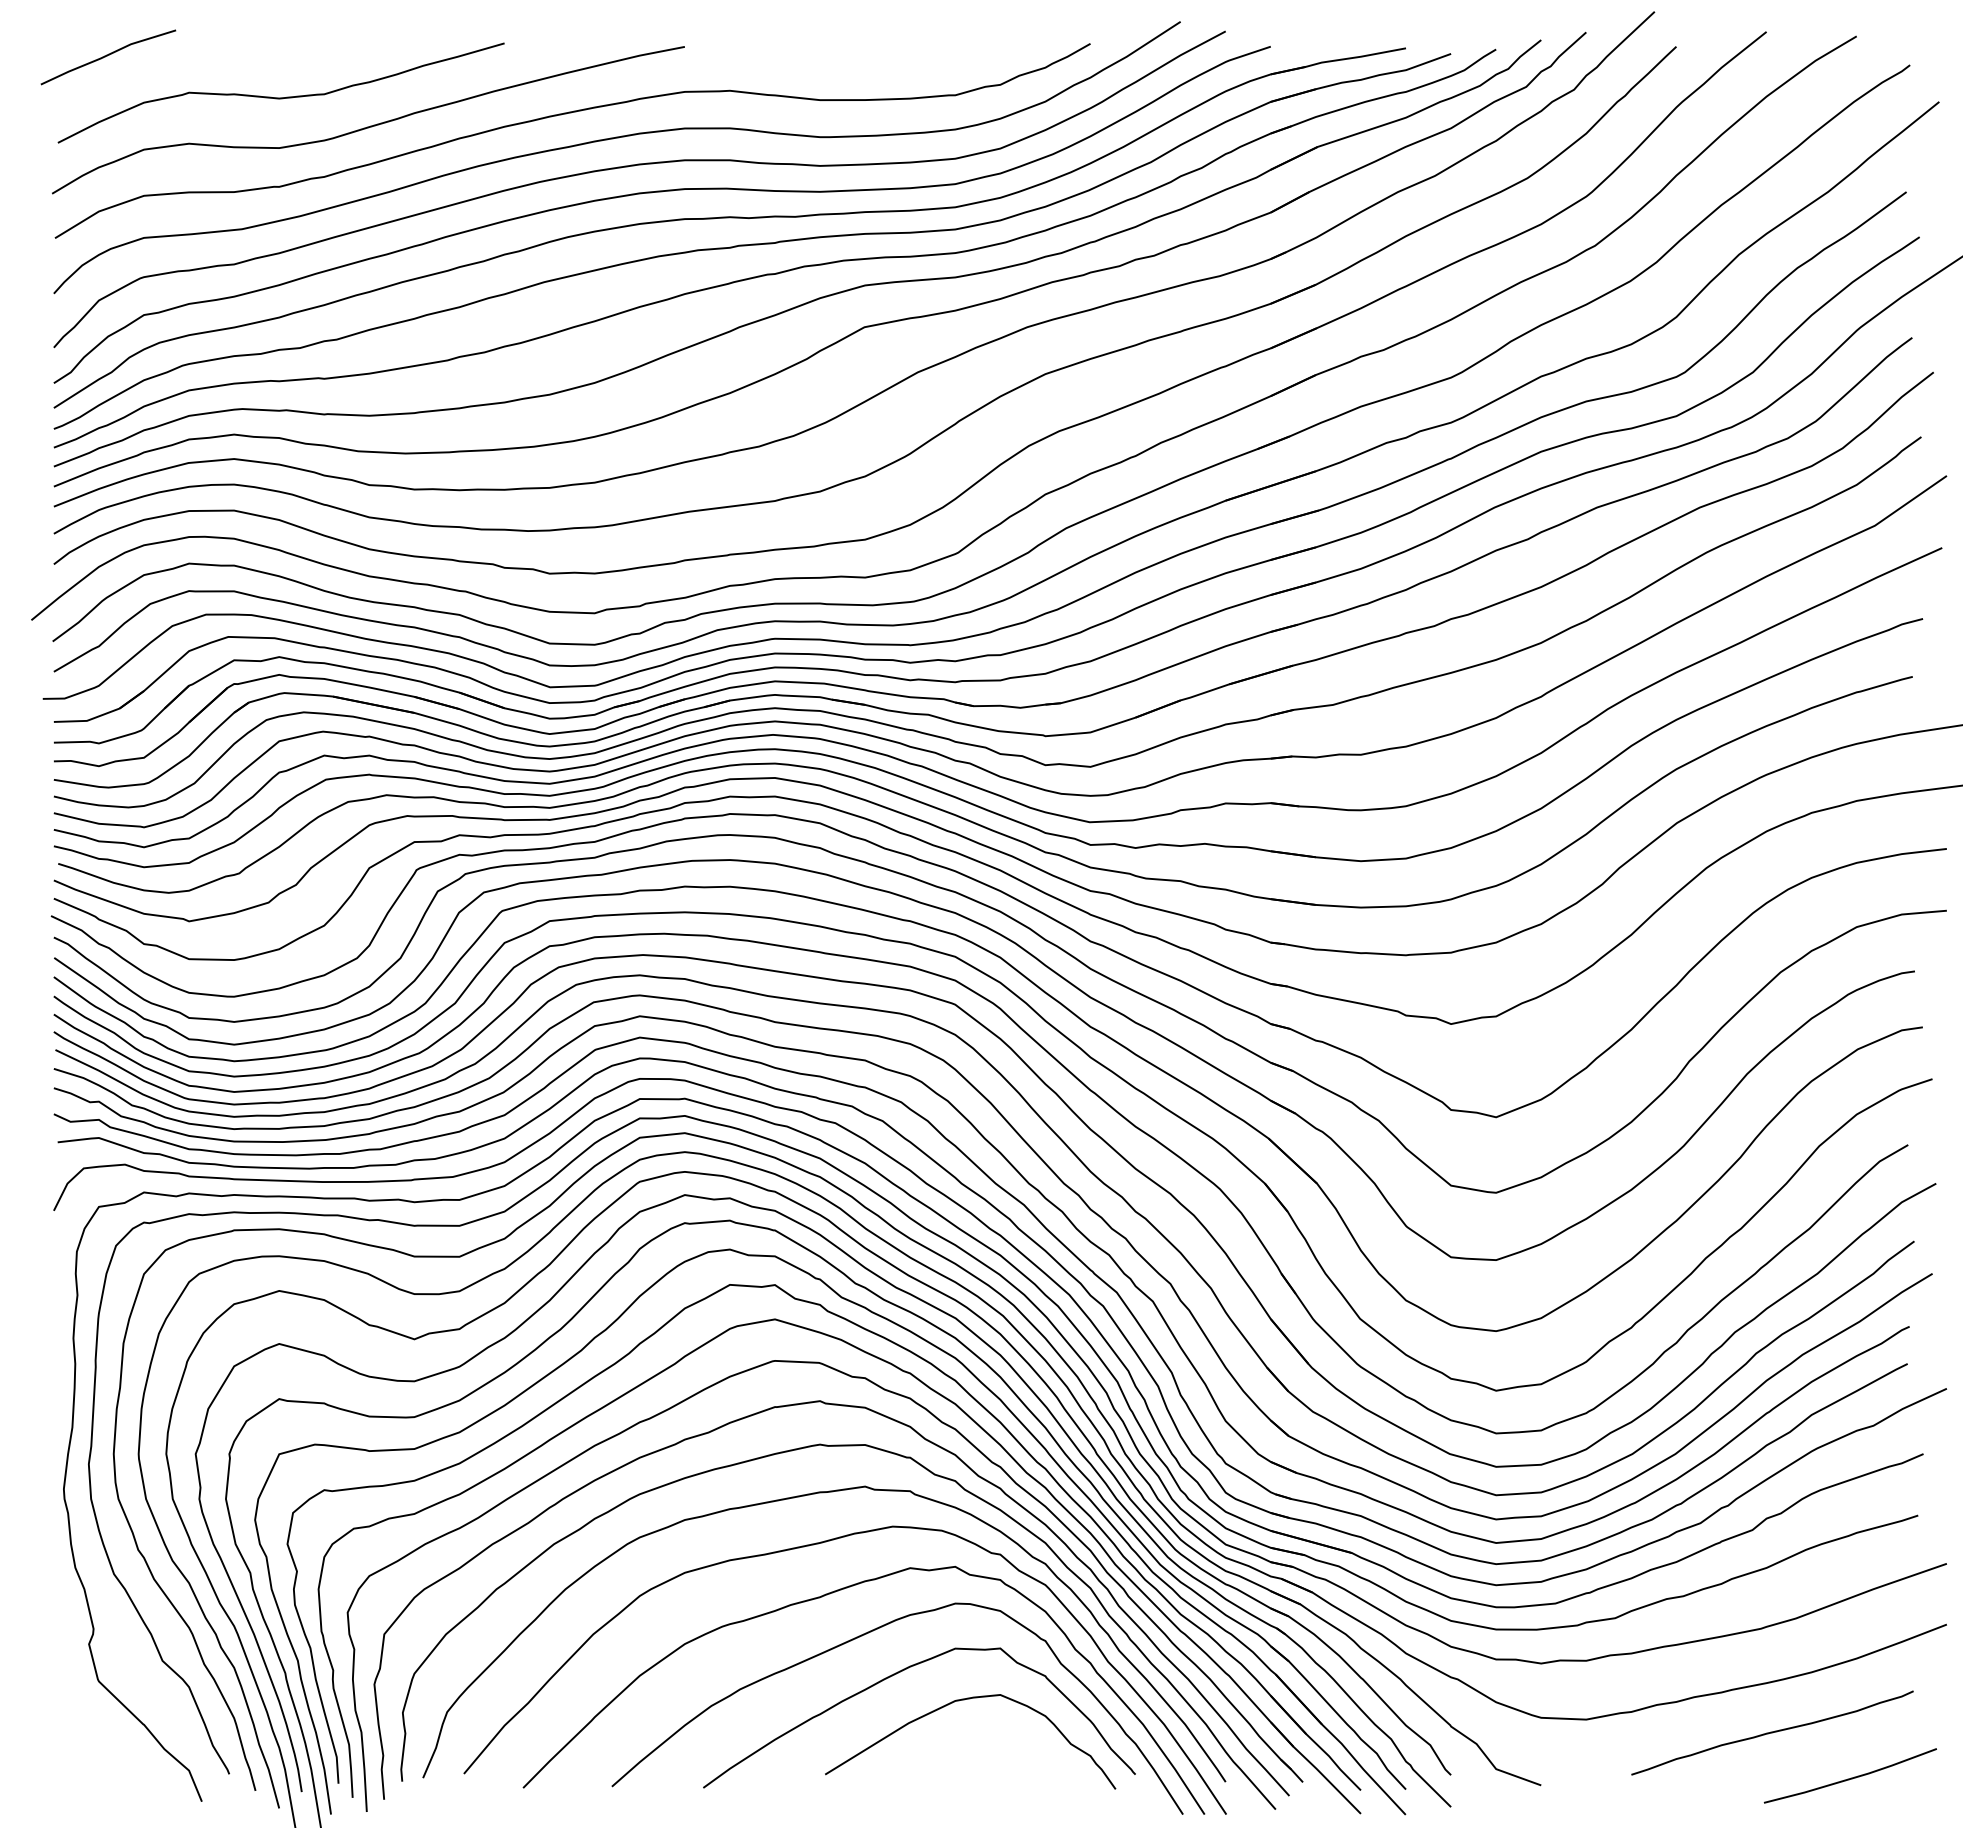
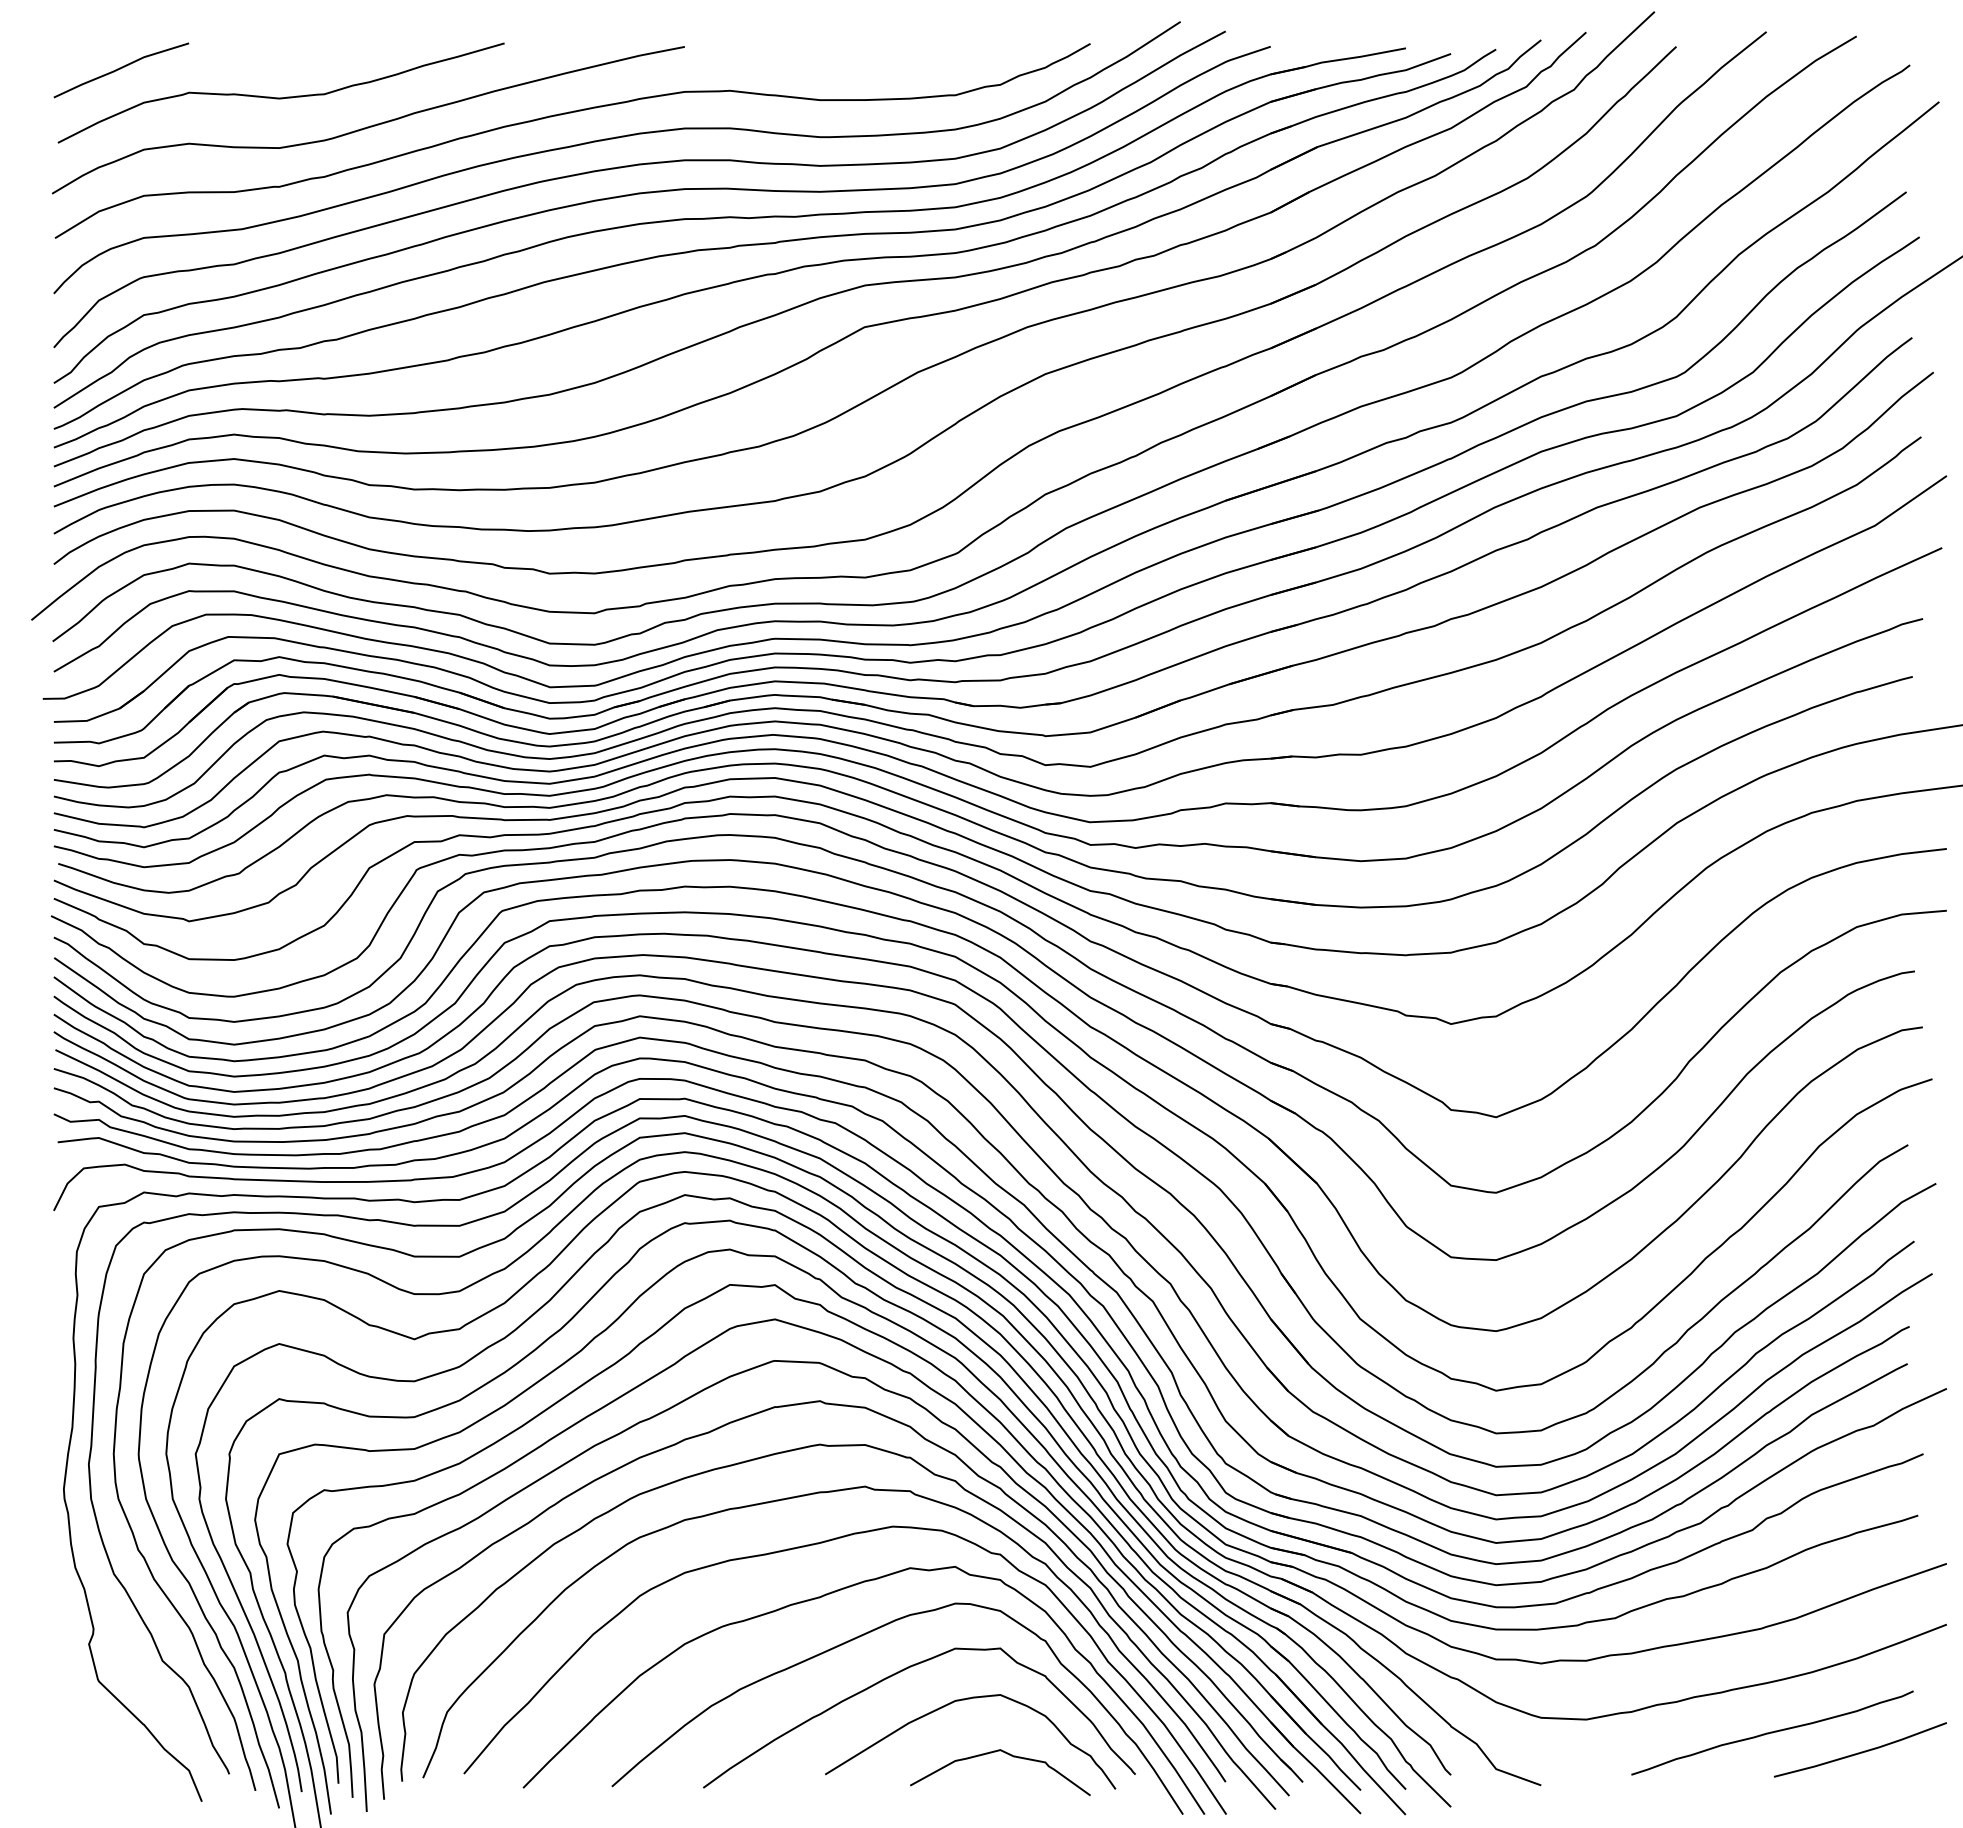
line position: (107, 56) -> (120, 69) (120, 69)
curve: none -> present (1009, 1755)
line position: (1851, 1777) -> (1861, 1751) (1861, 1751)
